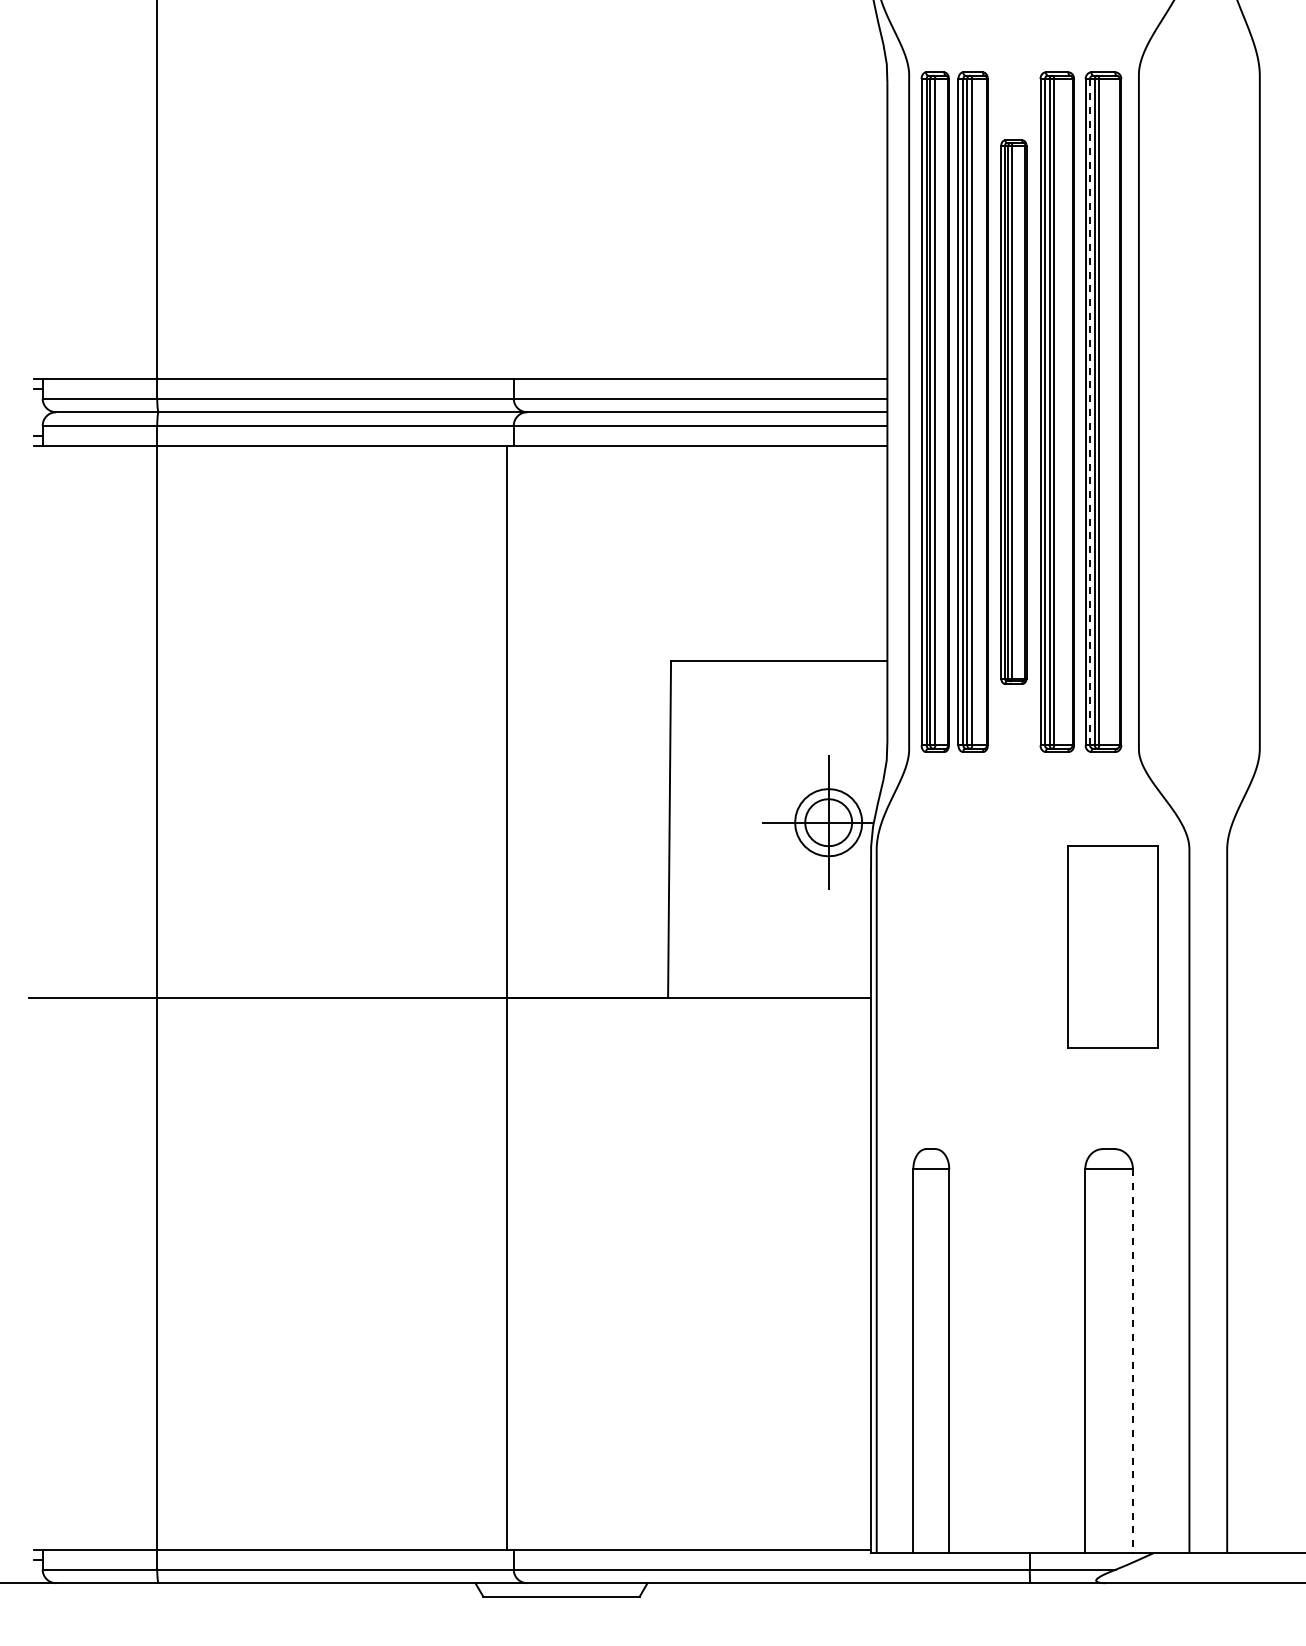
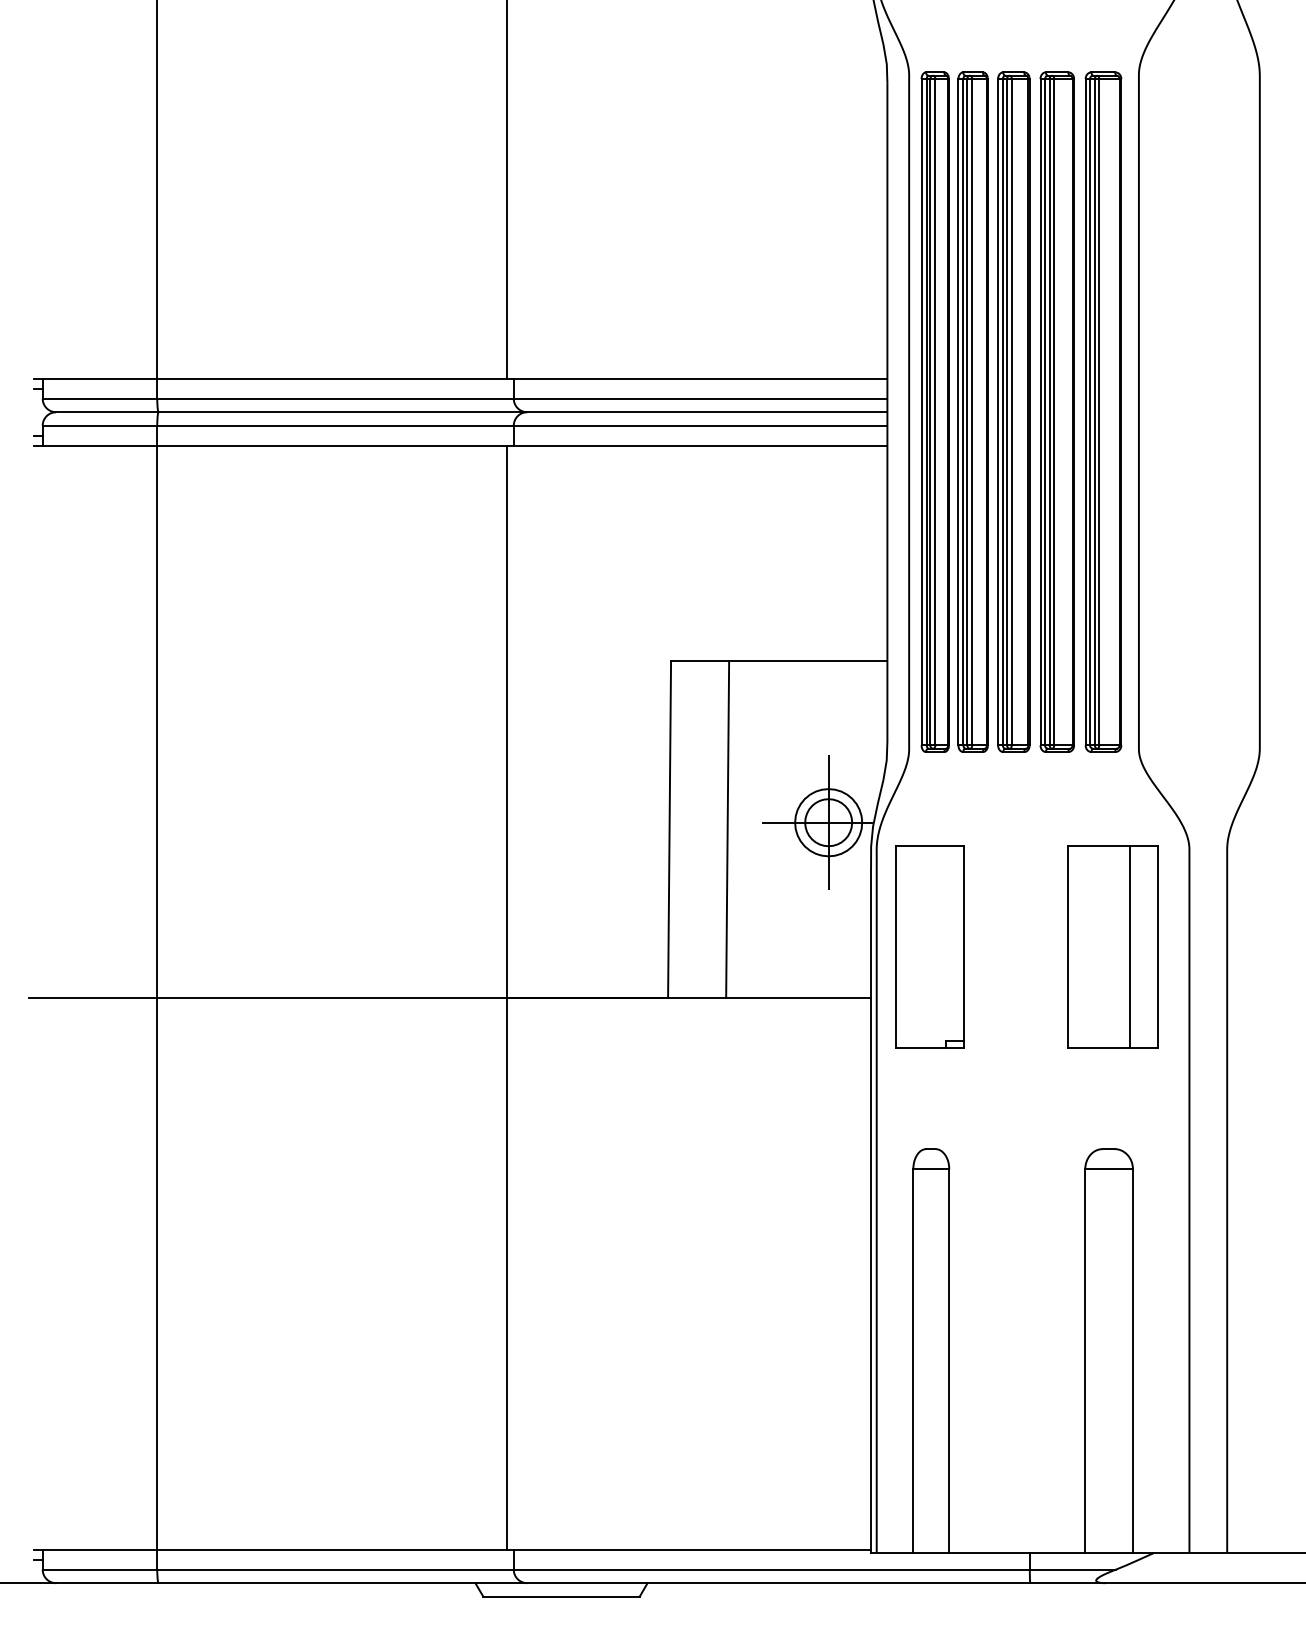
line: none -> present (507, 190)
part size: 28x546 px -> 34x682 px (1013, 411)
line: dashed -> solid (1090, 411)
line: none -> present (727, 829)
part: none -> present (929, 946)
line: none -> present (1129, 947)
line: dashed -> solid (1132, 1361)
